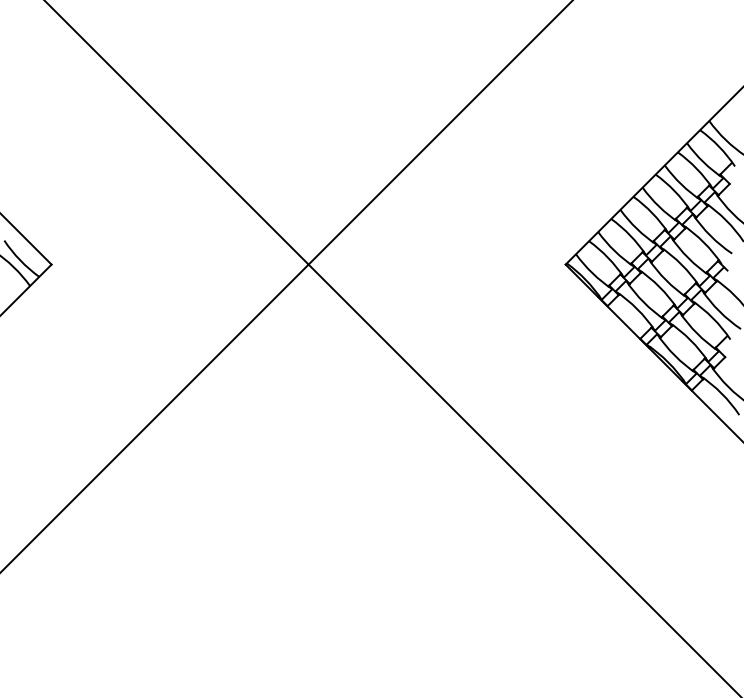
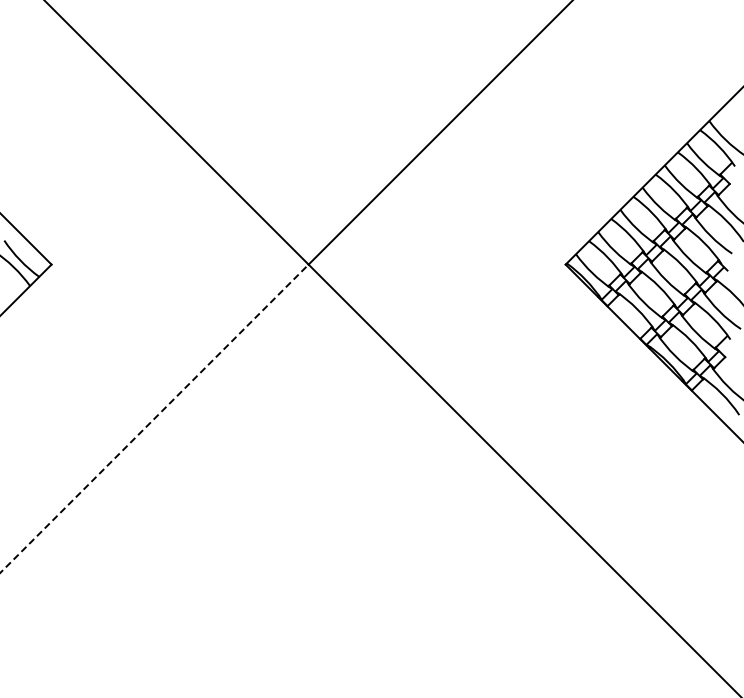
line: solid -> dashed (154, 418)
